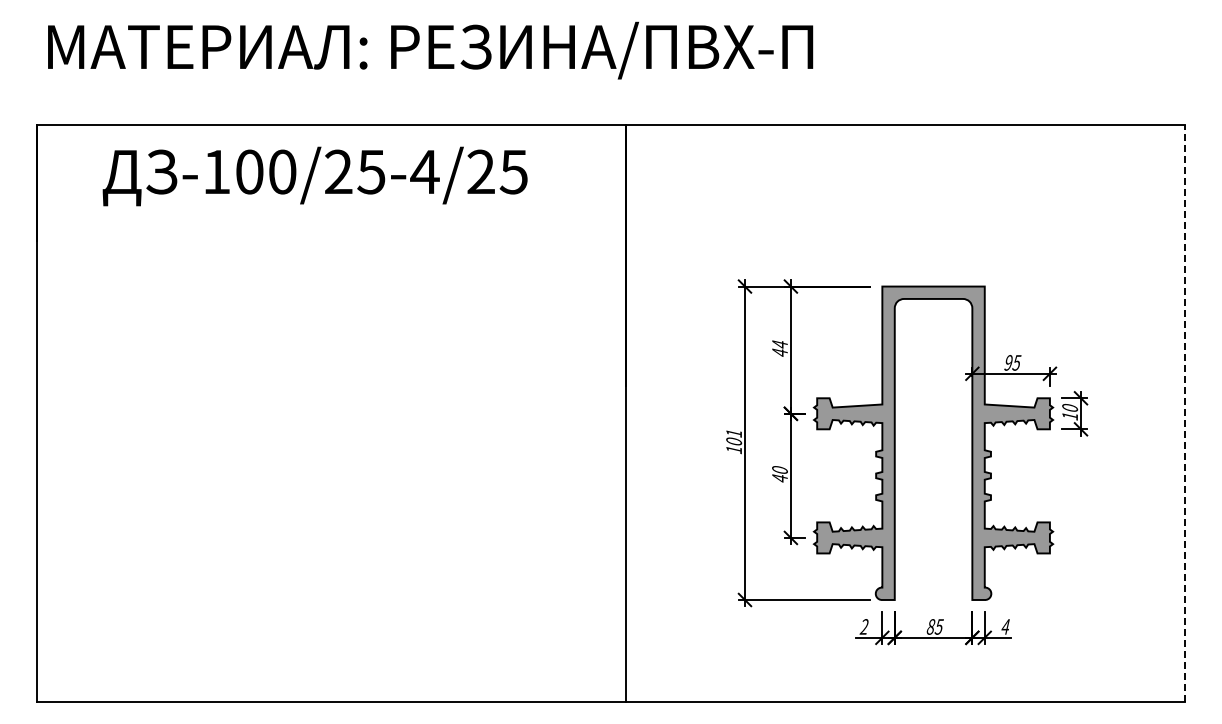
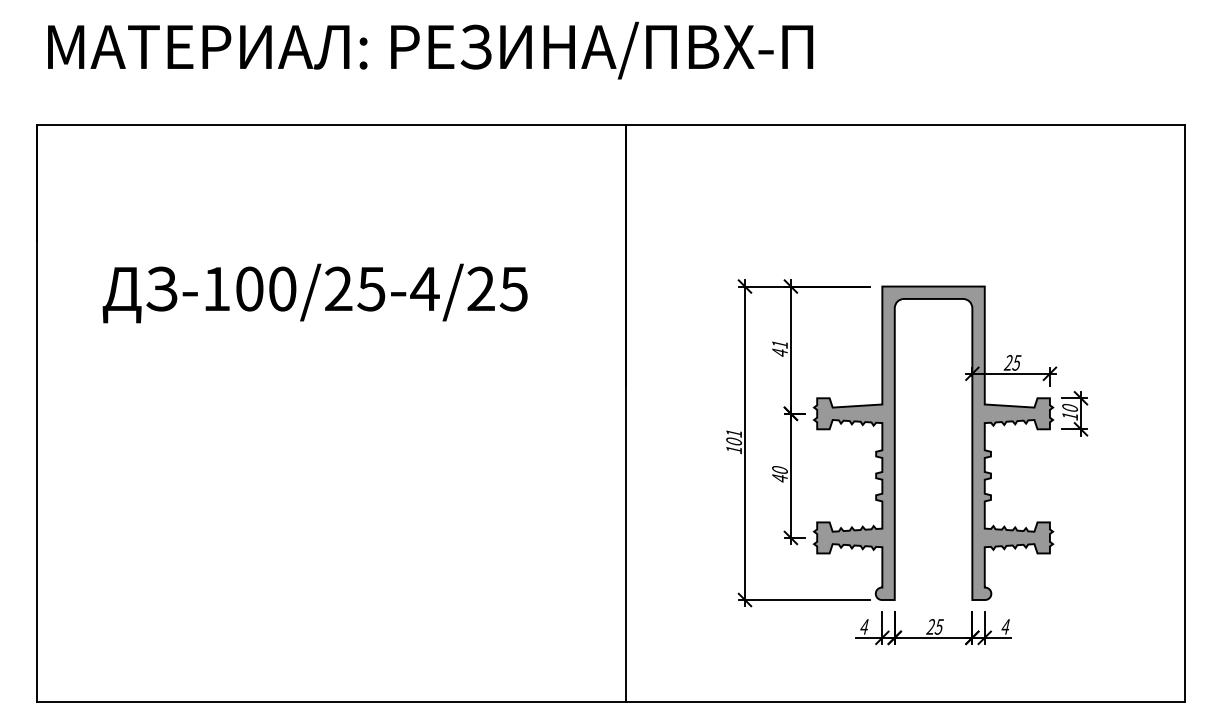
text position: (314, 176) -> (314, 293) (314, 293)
text: 44 -> 41 (779, 344)
text: 95 -> 25 (1007, 362)
line: dashed -> solid (1185, 413)
text: 2 -> 4 (863, 626)
text: 85 -> 25 (930, 626)
